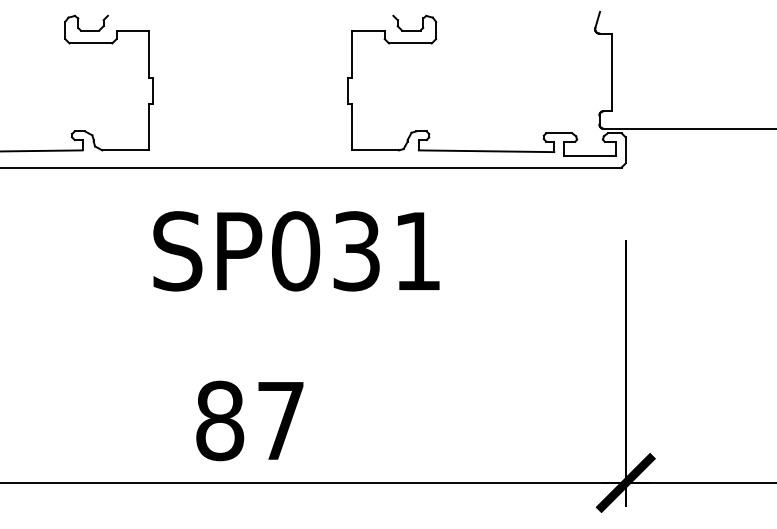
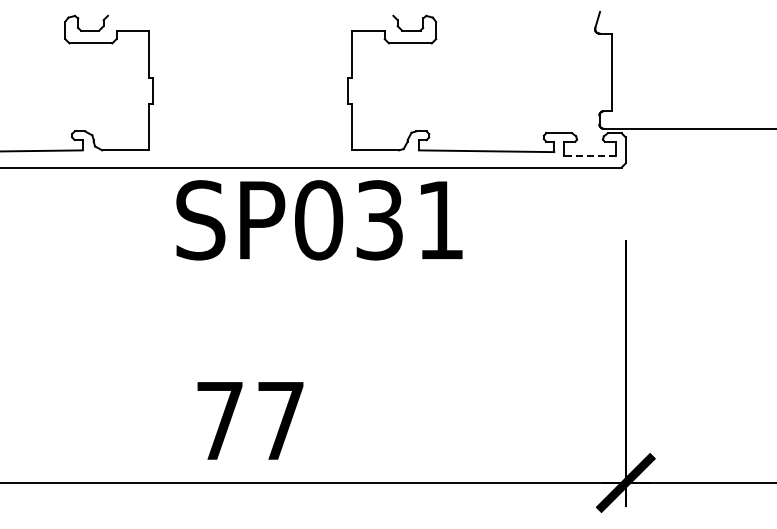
line: solid -> dashed (590, 156)
text position: (296, 251) -> (319, 220) (319, 220)
text: 87 -> 77 (220, 420)
